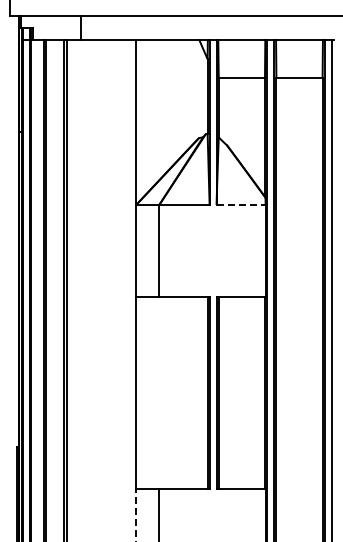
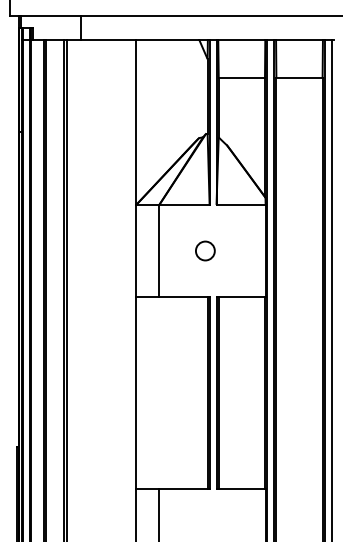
line: dashed -> solid (241, 204)
circle: none -> present (205, 250)
line: dashed -> solid (136, 514)
